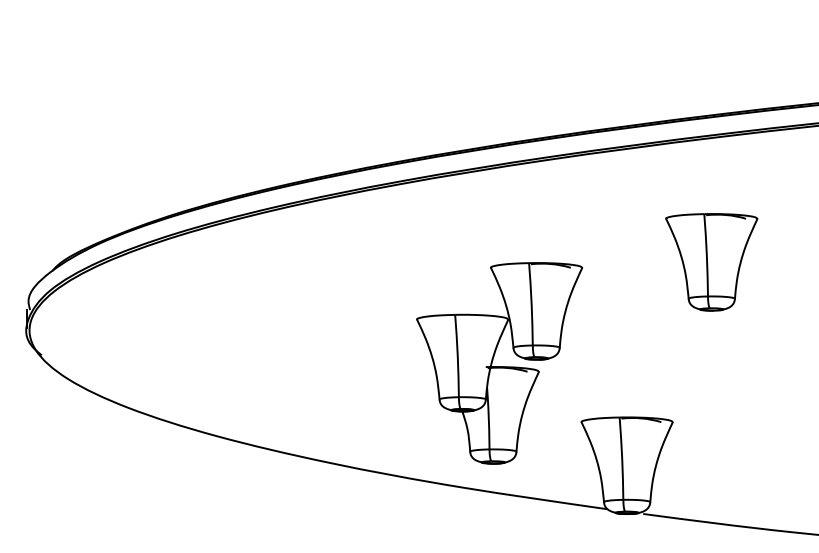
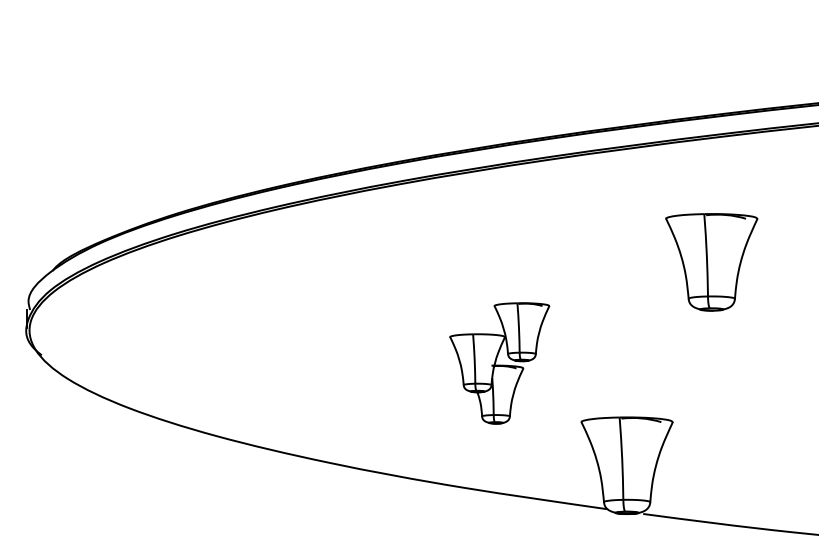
part size: 168x203 px -> 102x123 px (499, 363)
